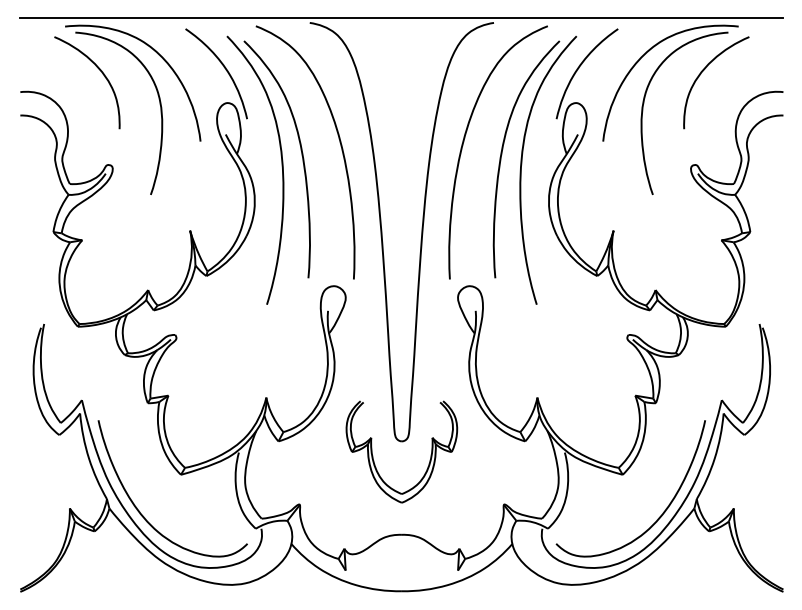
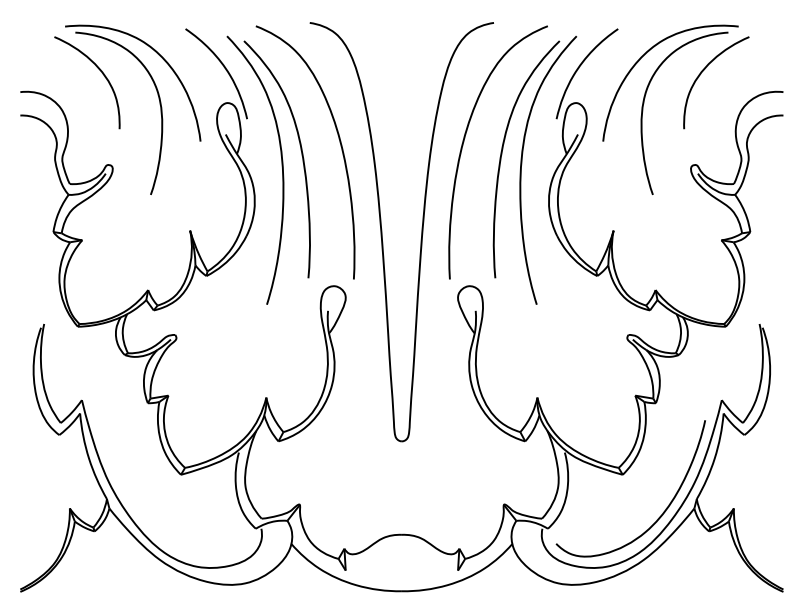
line: present -> none (401, 18)
part: present -> none (373, 455)
curve: present -> none (140, 511)
